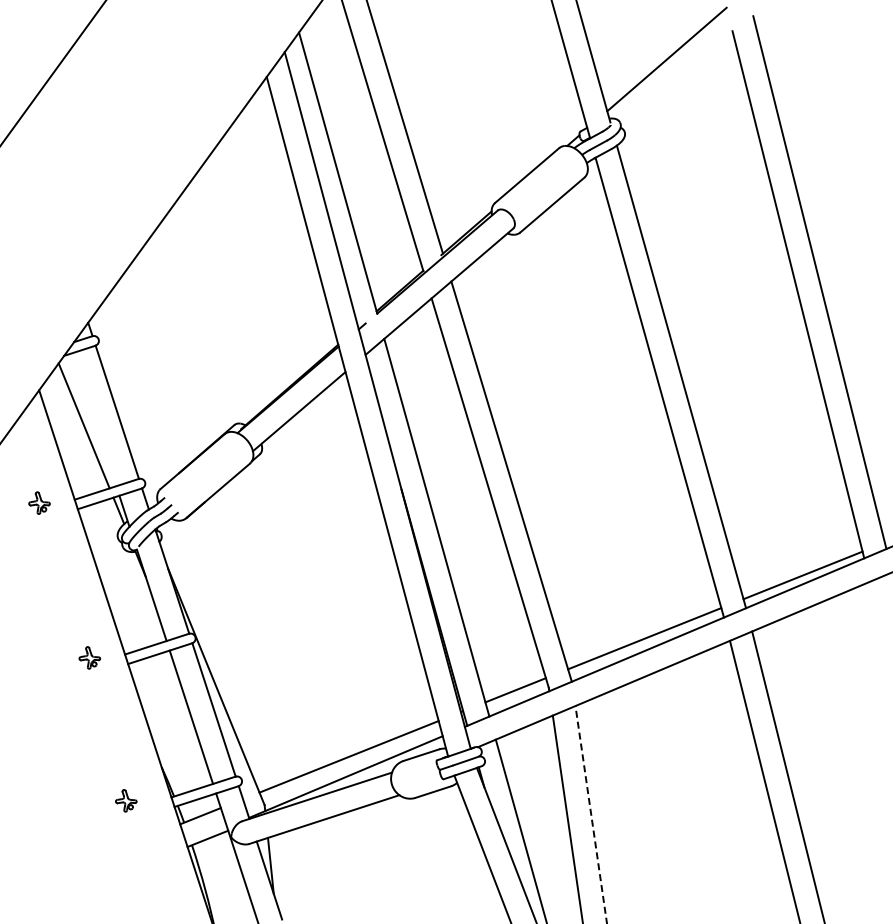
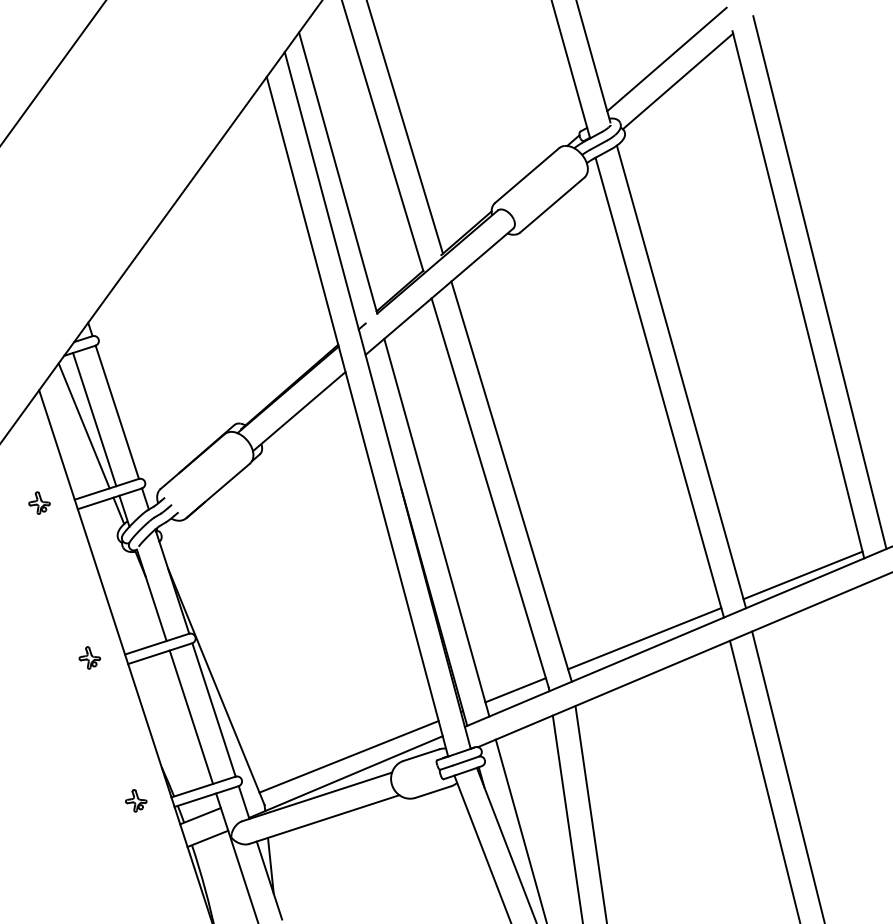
line: none -> present (677, 81)
line: none -> present (94, 419)
part position: (126, 800) -> (136, 800) (136, 800)
line: dashed -> solid (591, 814)
